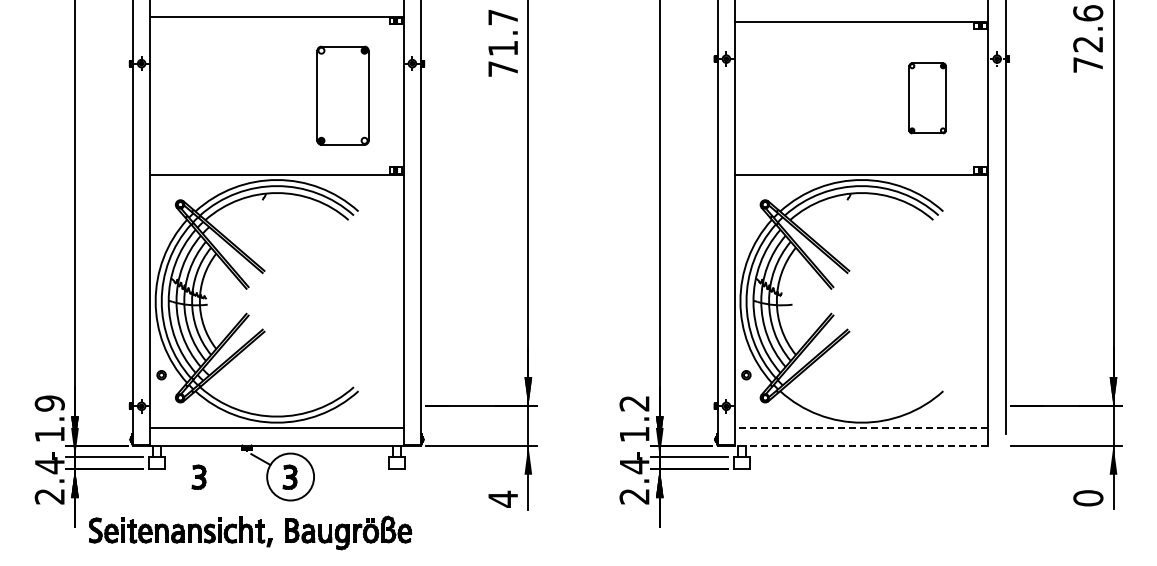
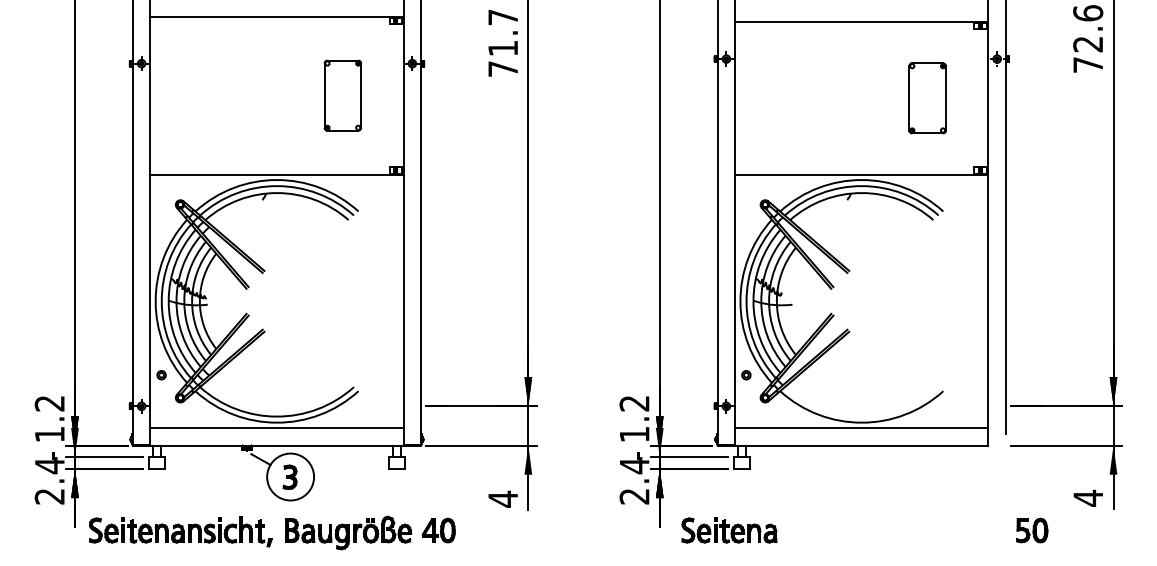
part size: 54x101 px -> 39x73 px (342, 95)
text: 1.9 -> 1.2 (49, 403)
line: dashed -> solid (861, 427)
line: dashed -> solid (861, 445)
part: present -> none (198, 476)
text: 0 -> 4 (1088, 497)
part: none -> present (438, 530)
part: none -> present (729, 530)
part: none -> present (1032, 530)
